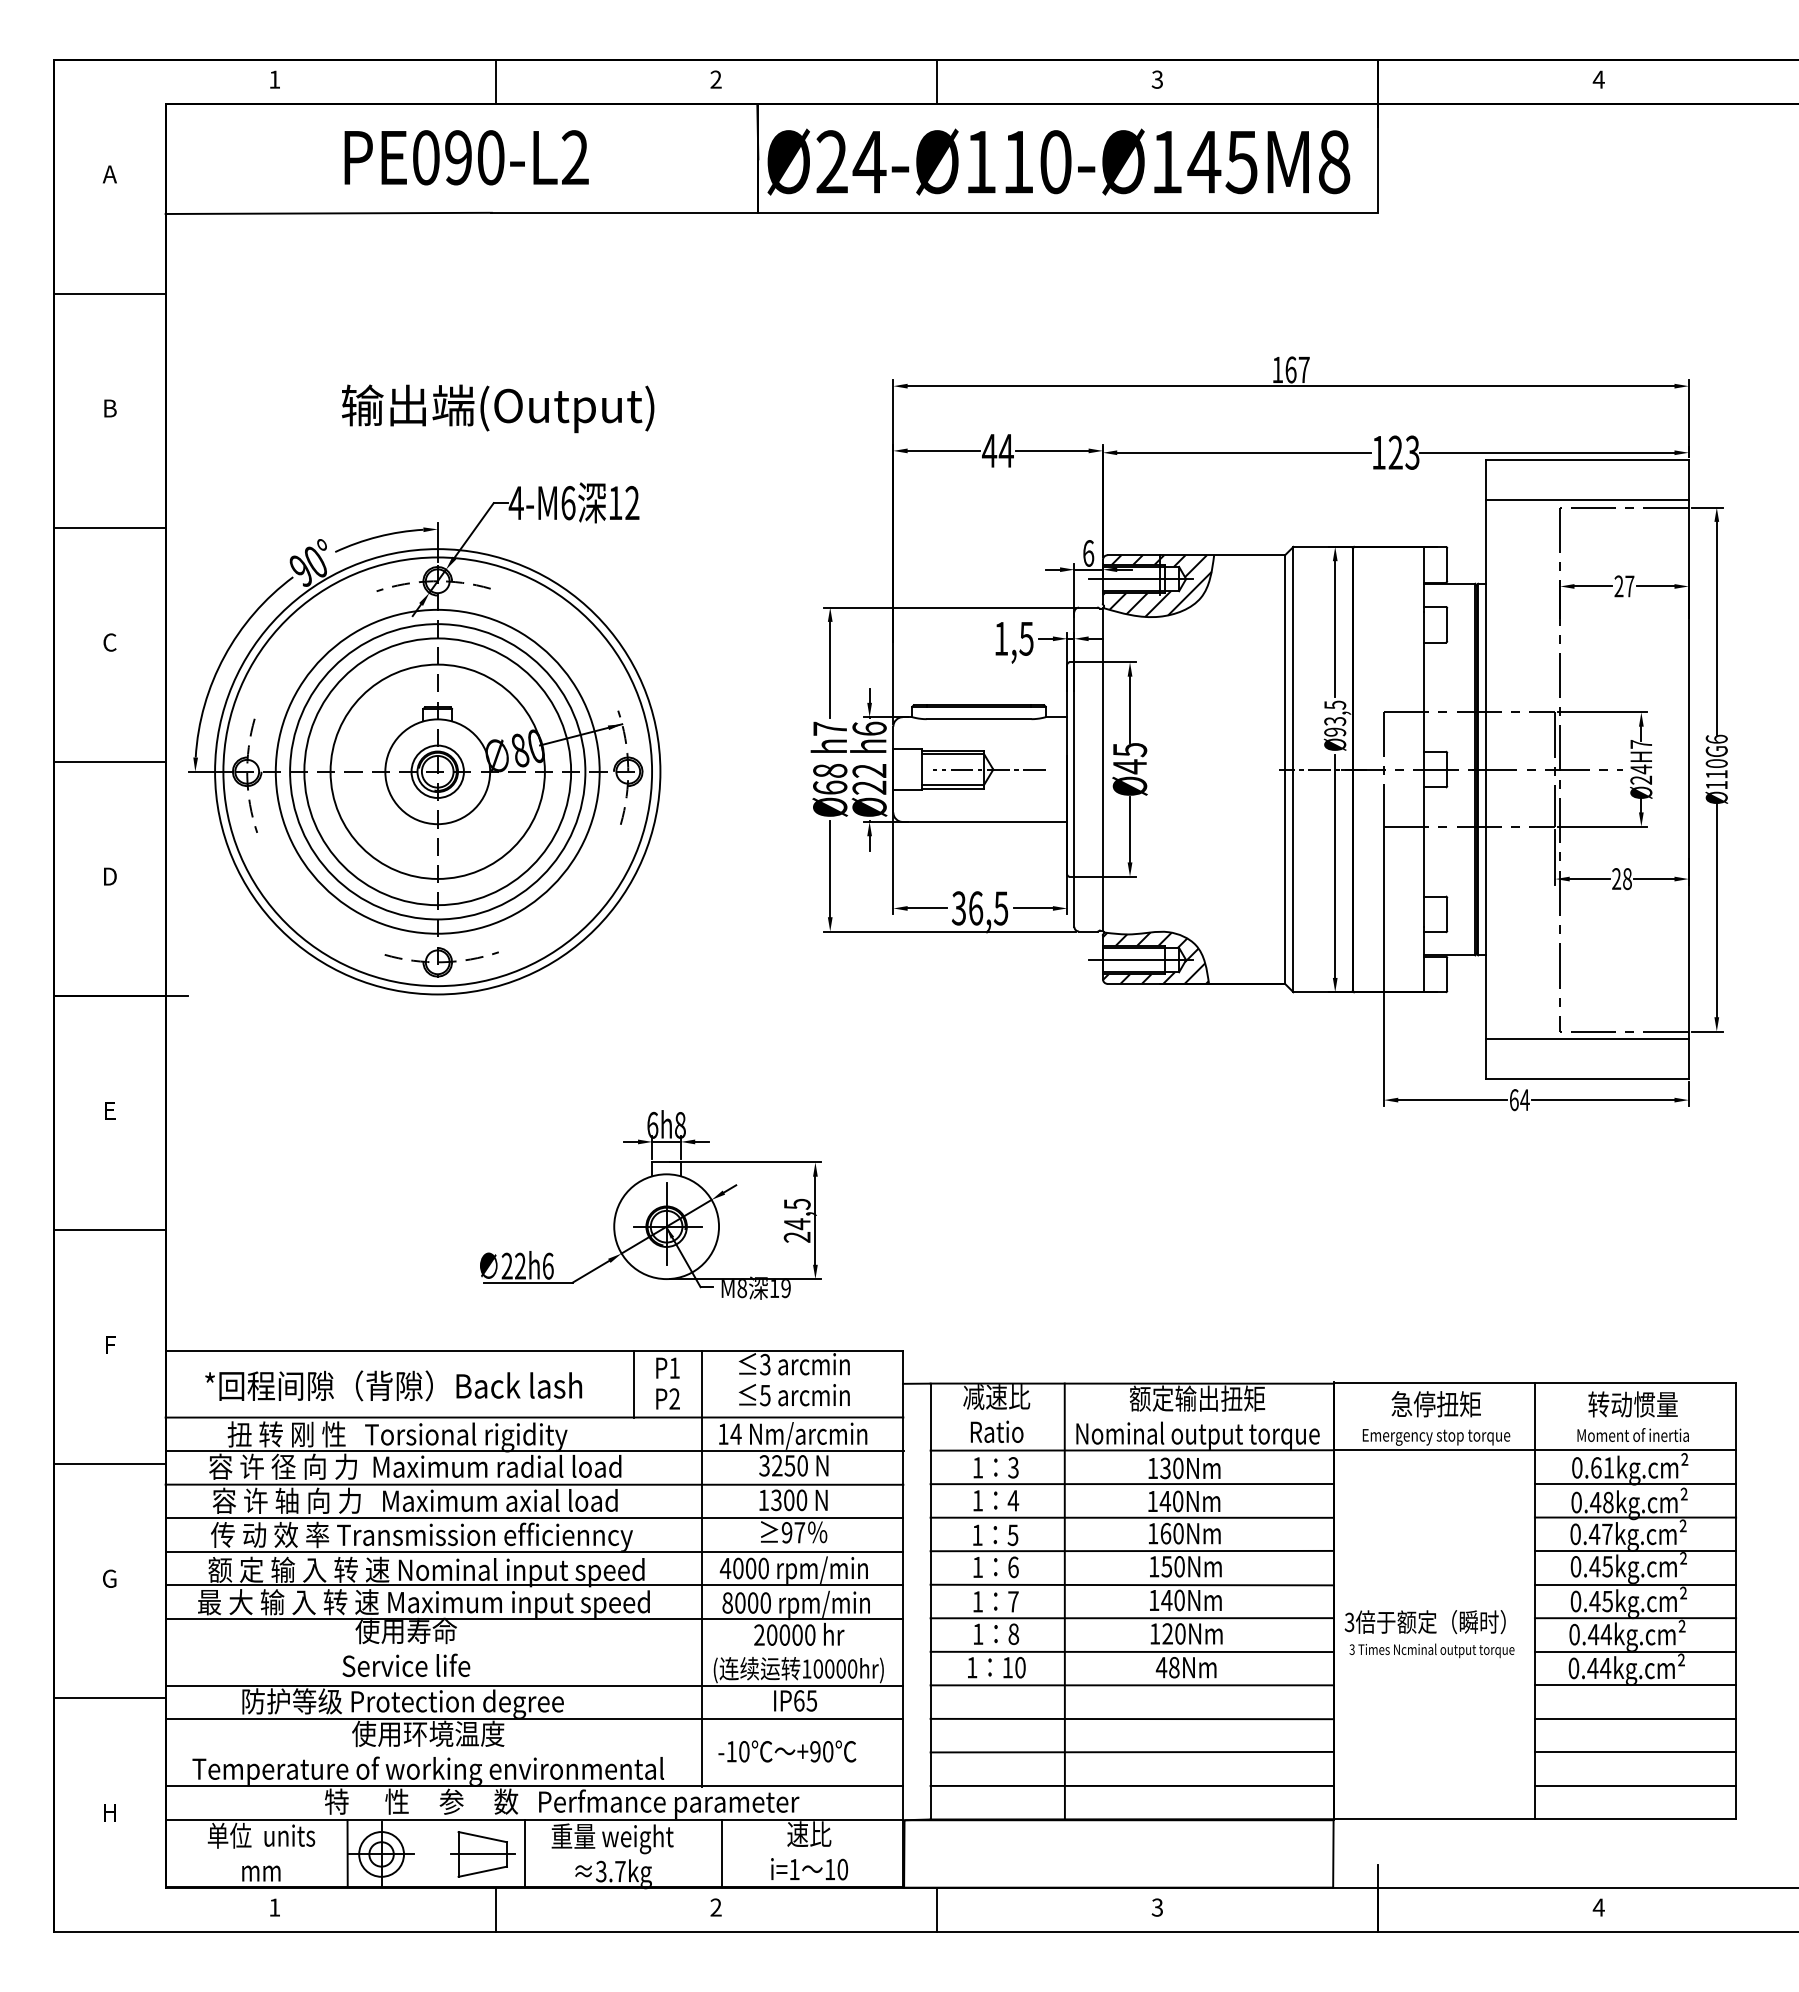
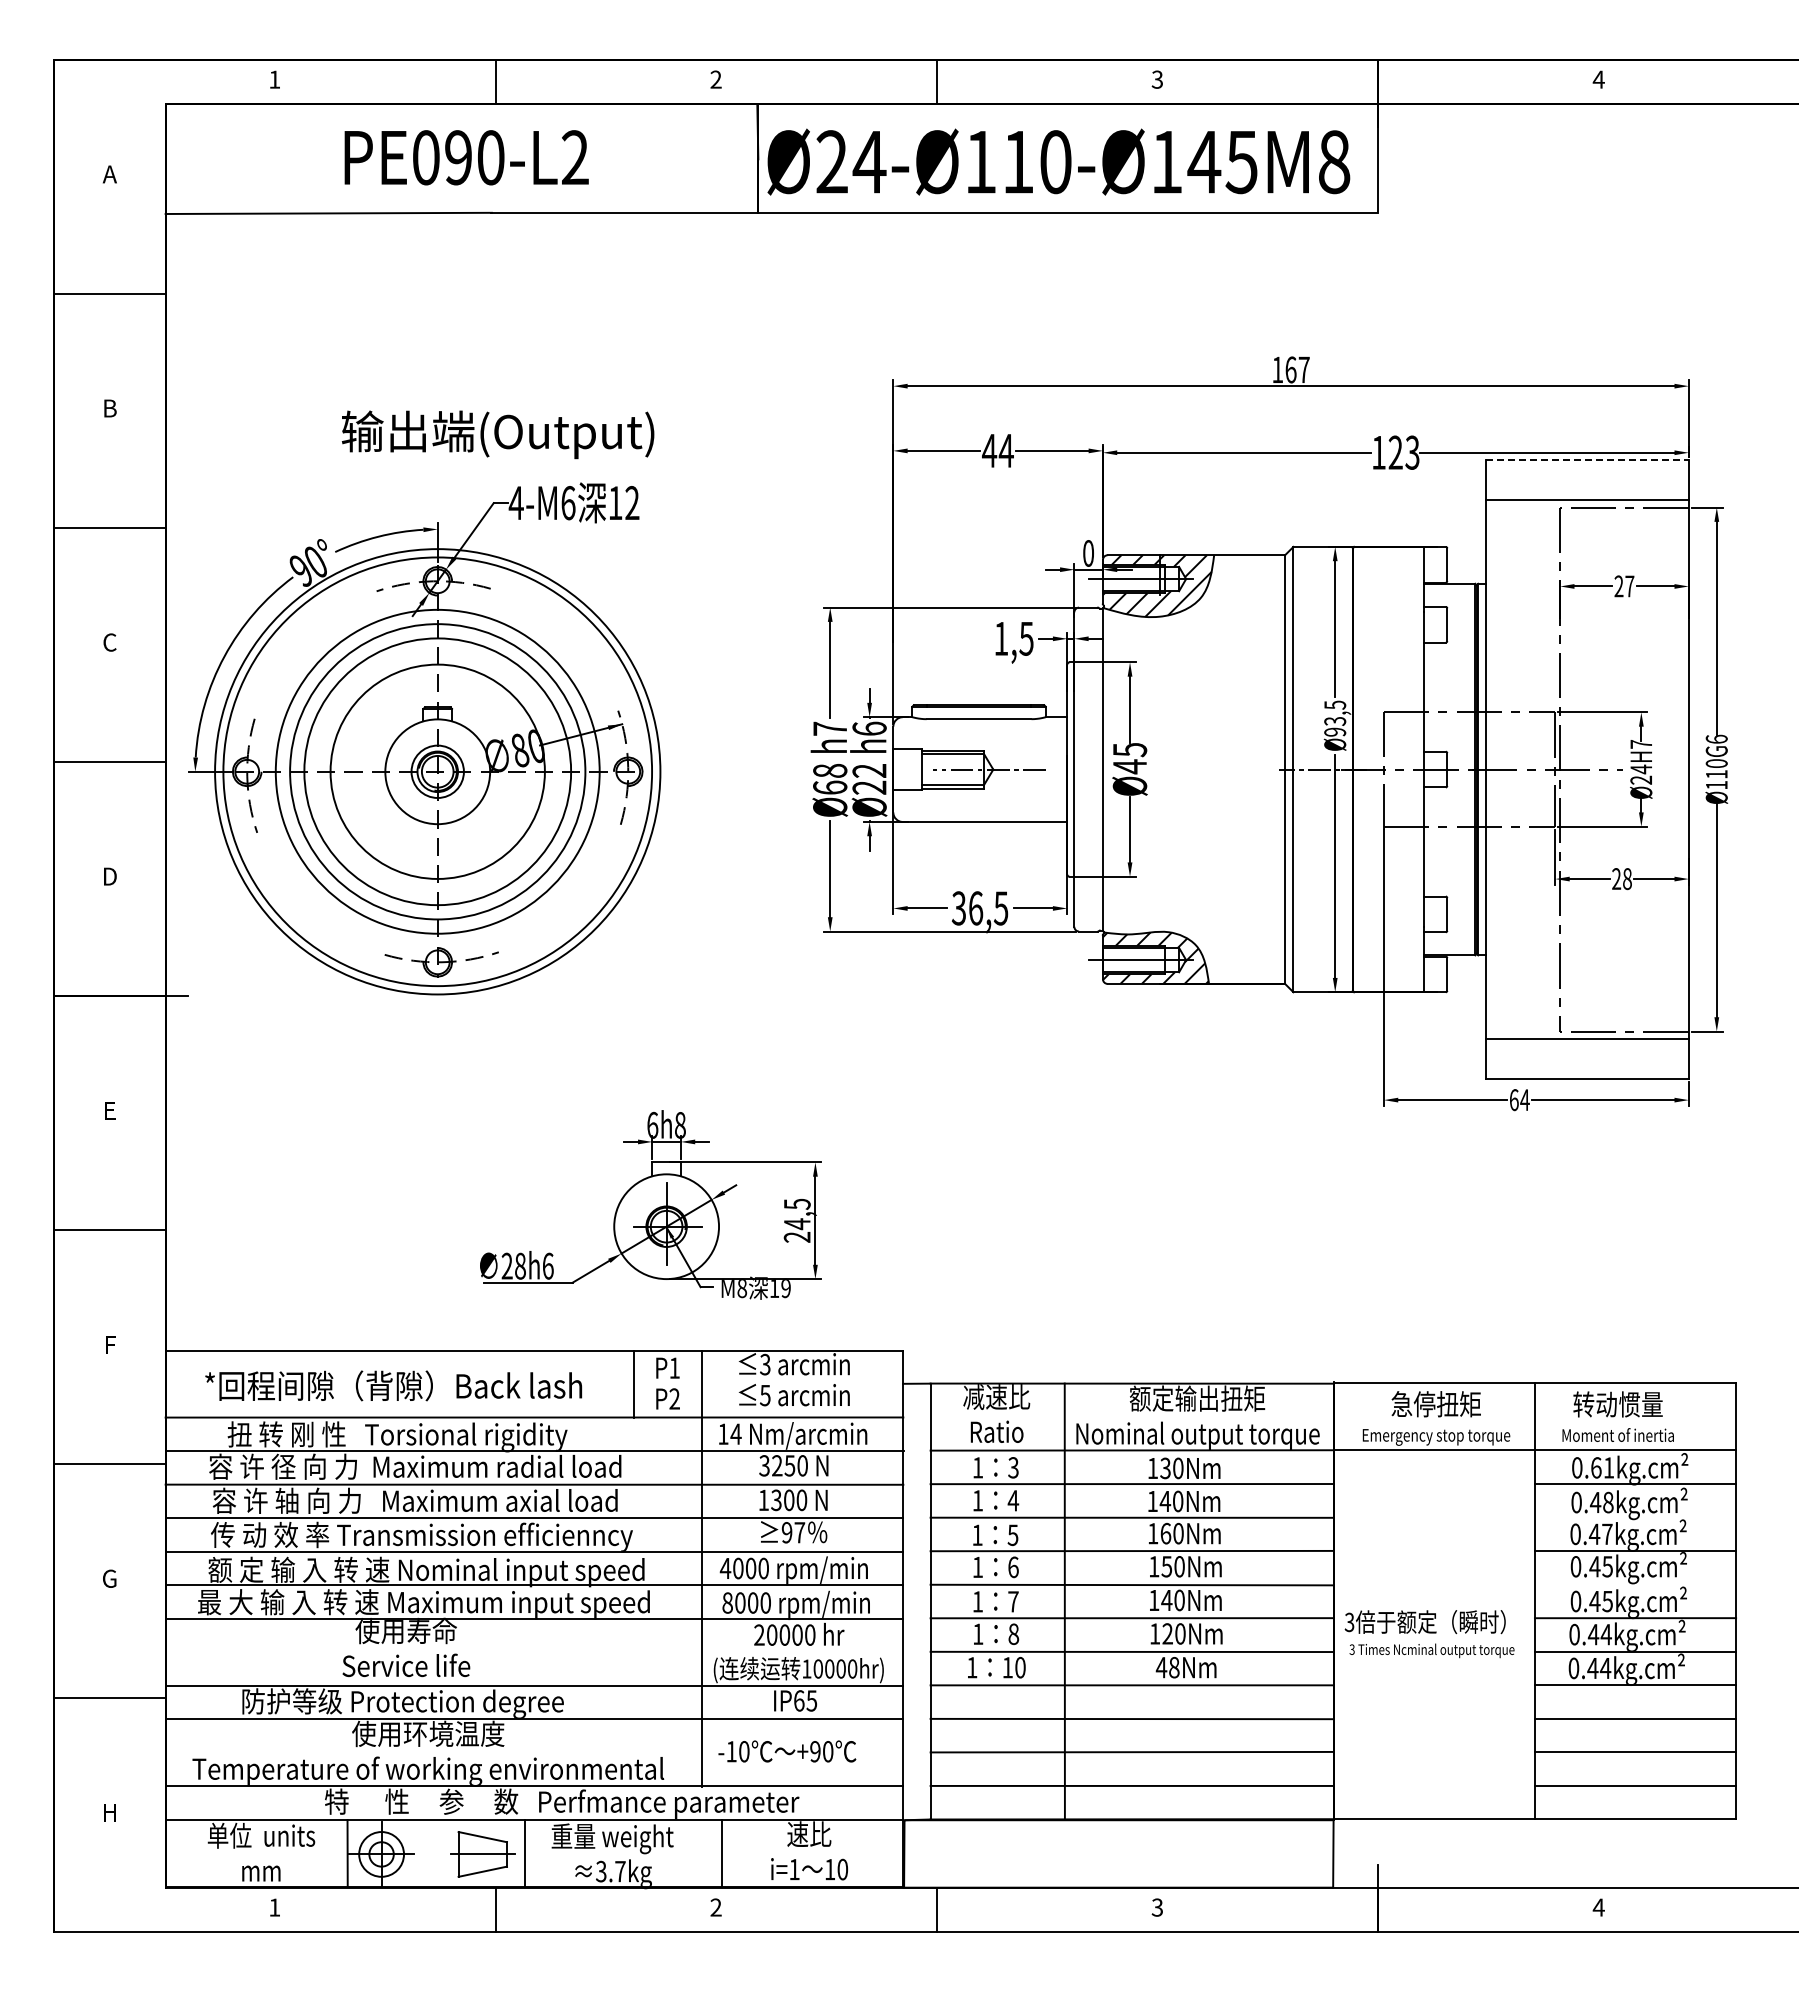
text position: (498, 408) -> (498, 434) (498, 434)
line: solid -> dashed (1588, 460)
text: 6 -> 0 (1088, 553)
text: 22 -> 28 (520, 1265)
text position: (1632, 1416) -> (1617, 1416) (1617, 1416)
line: present -> none (1635, 1517)
line: present -> none (1635, 1584)
